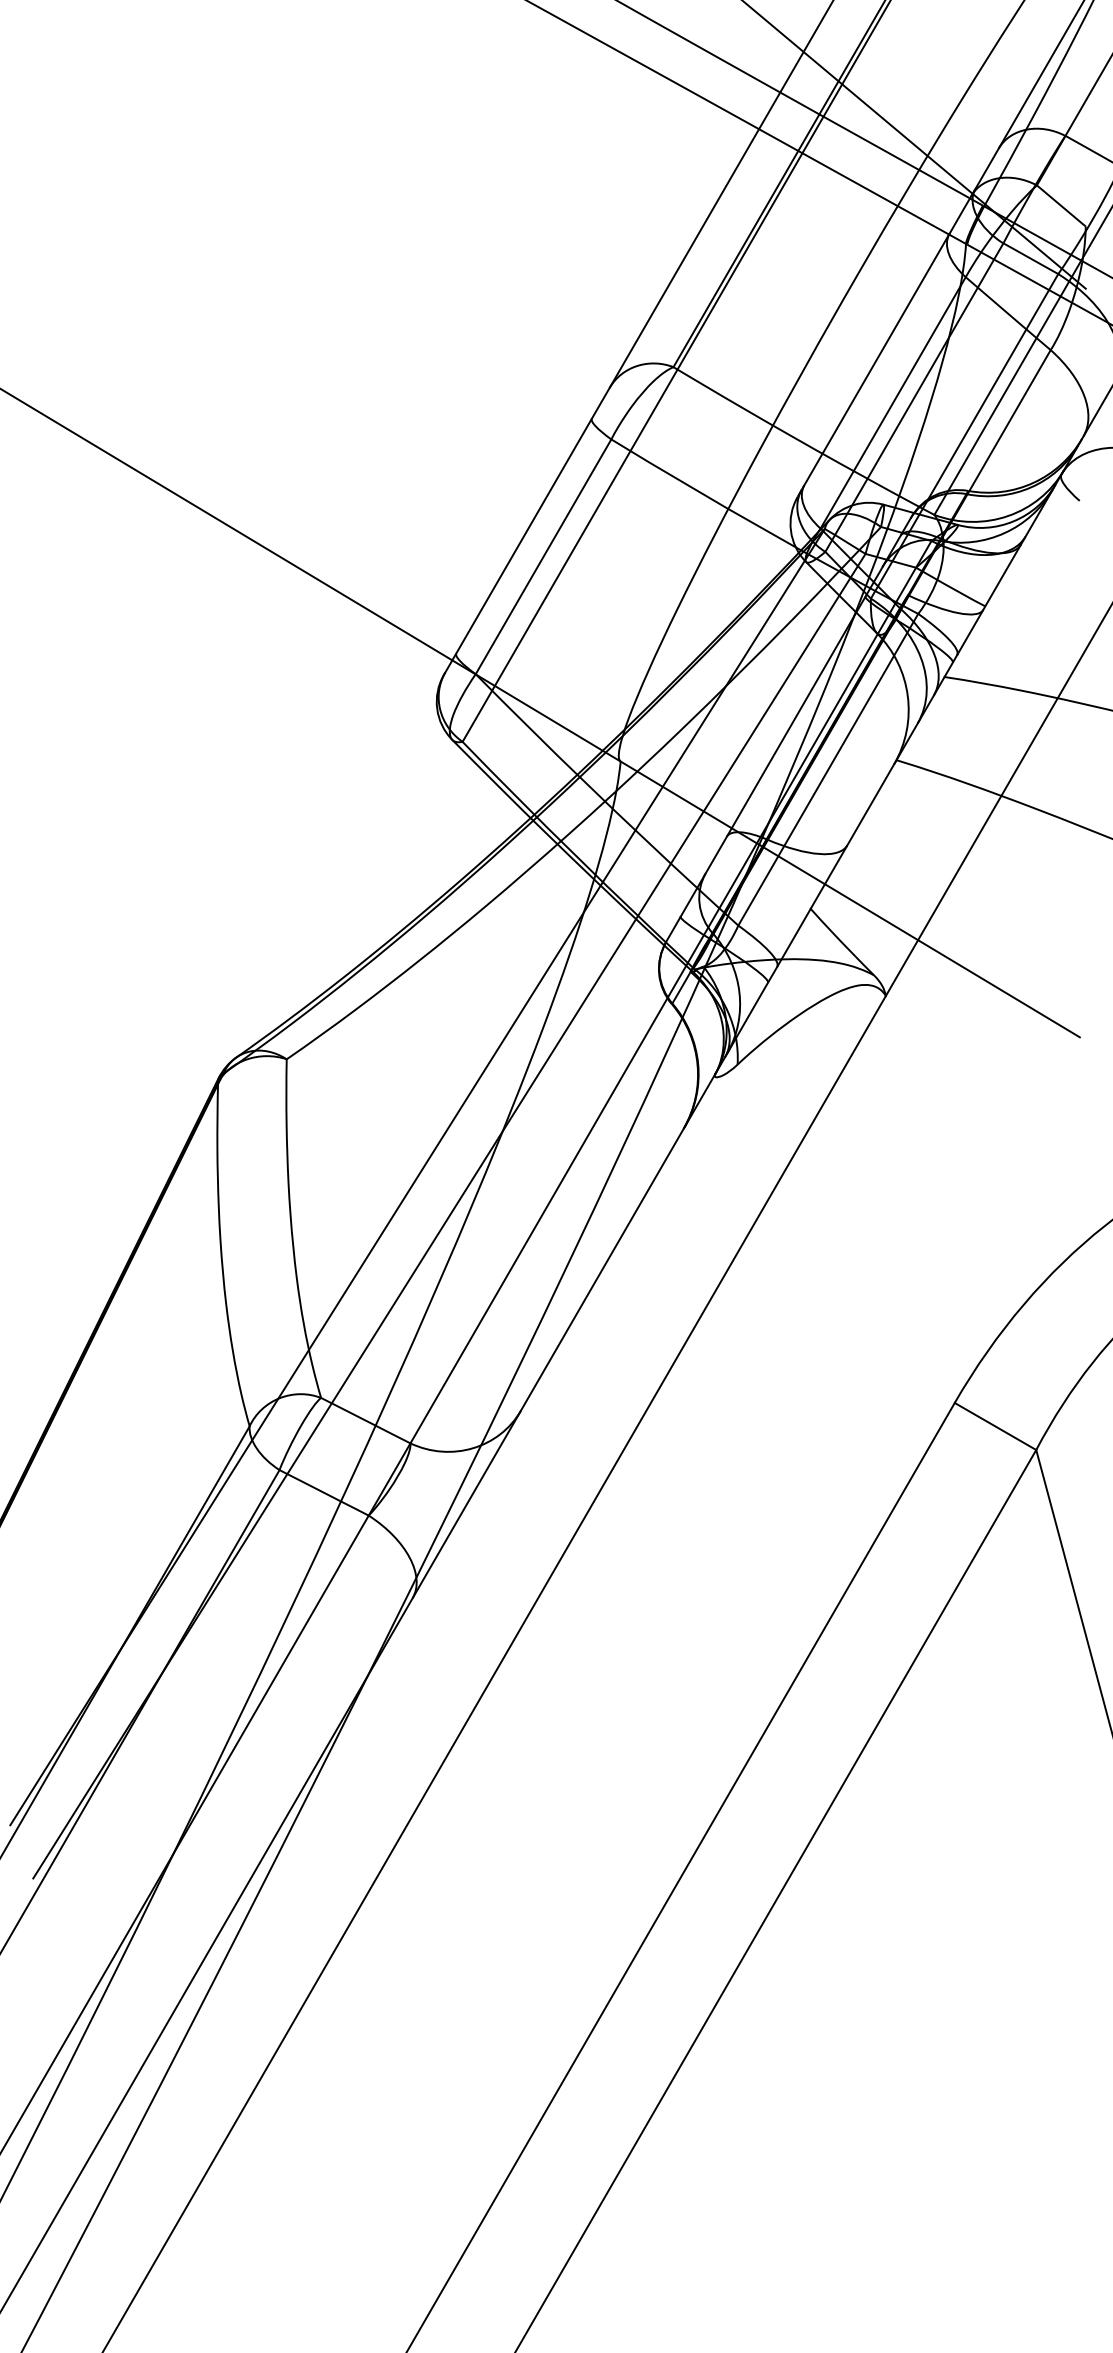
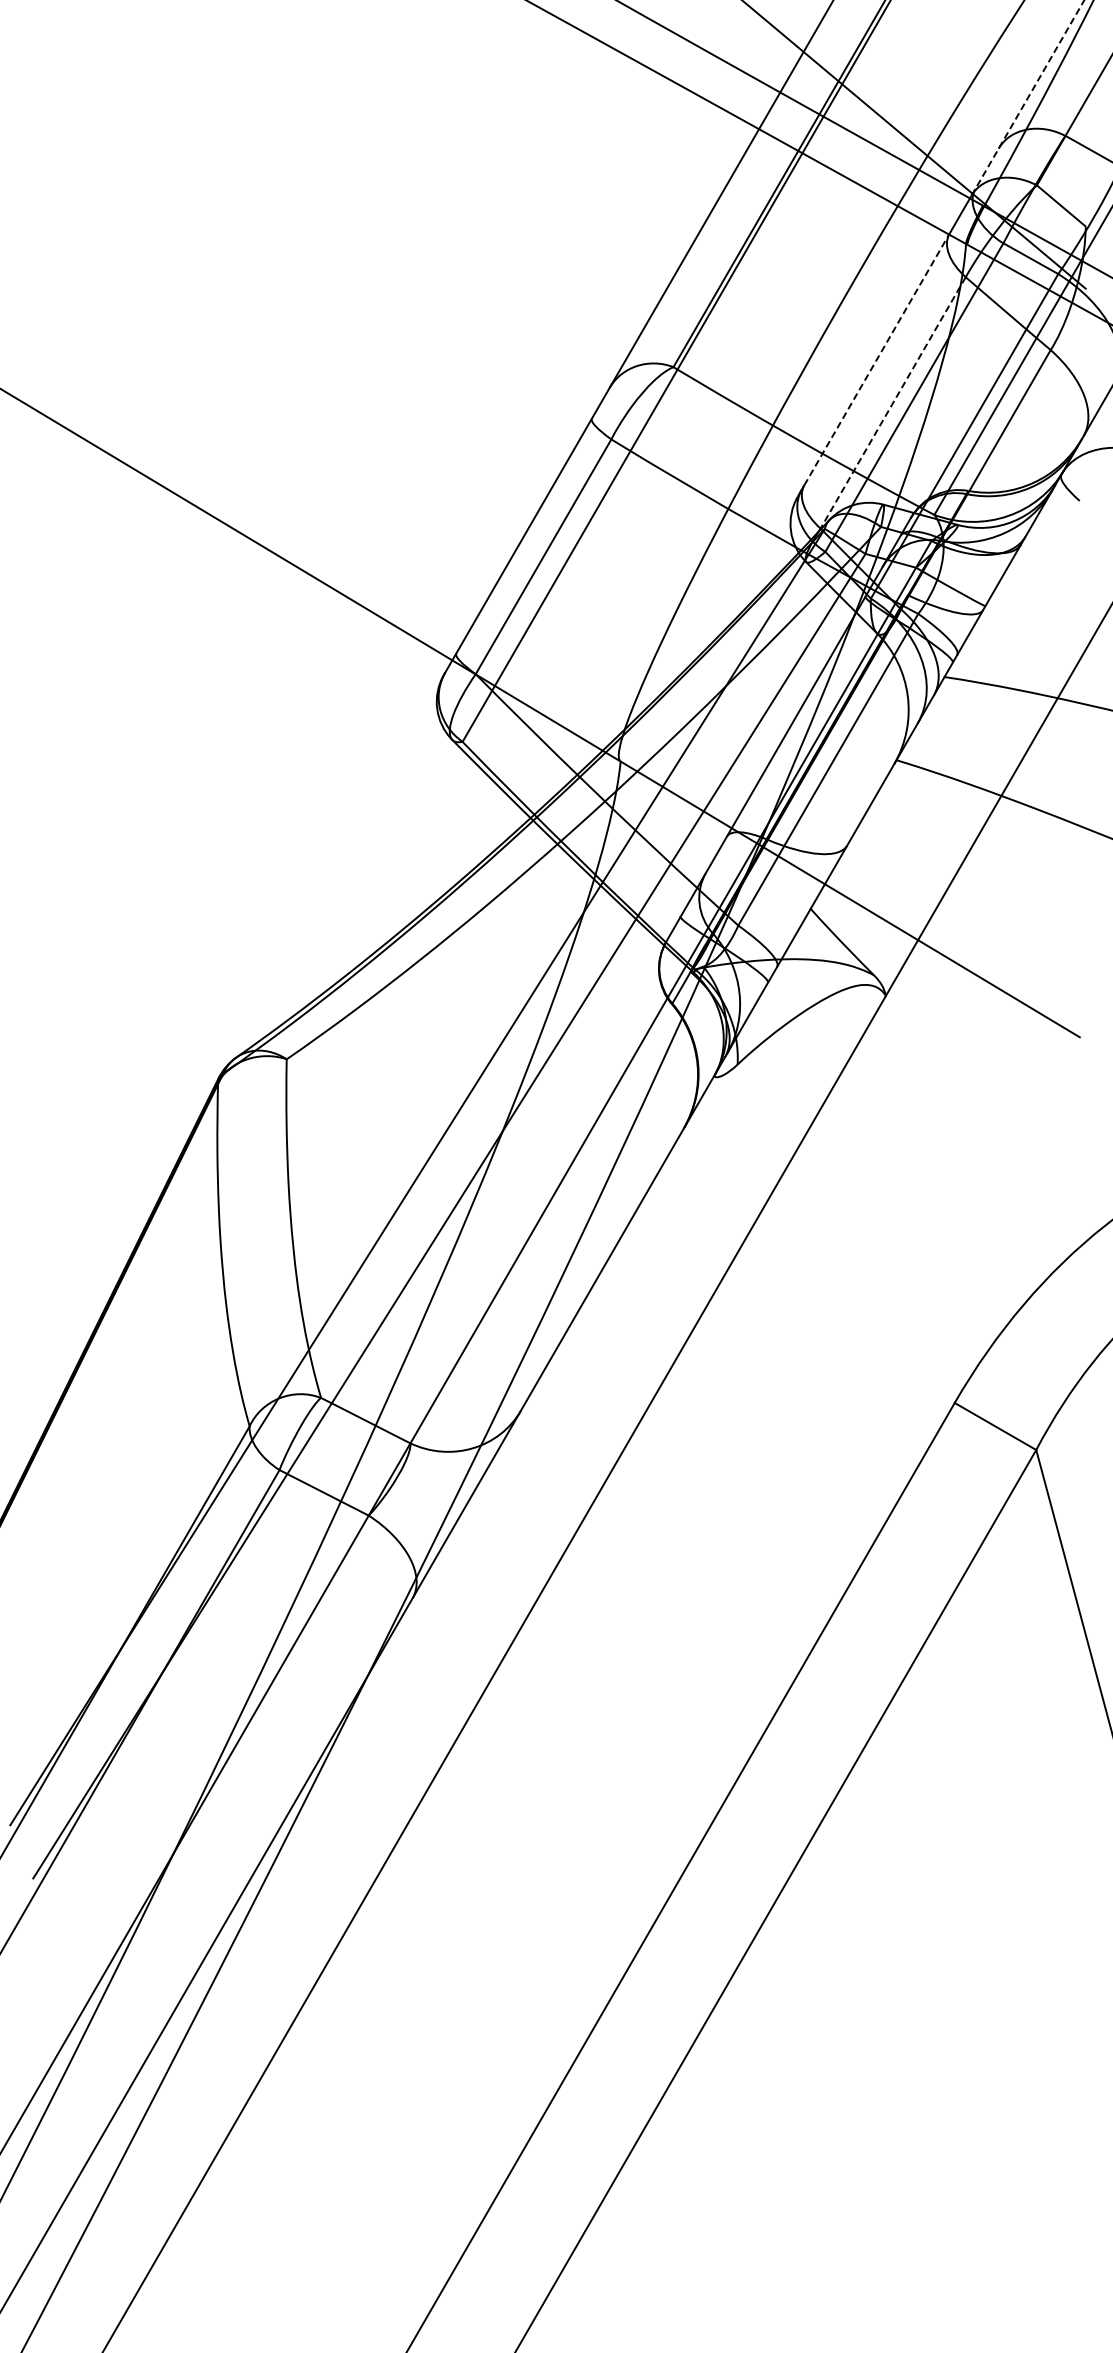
line: solid -> dashed (1028, 97)
line: solid -> dashed (877, 359)
line: solid -> dashed (892, 403)
